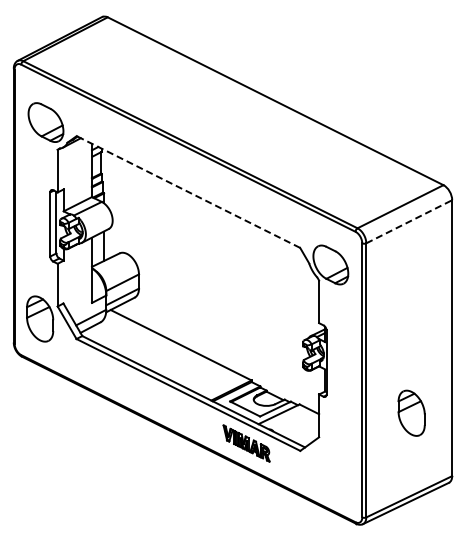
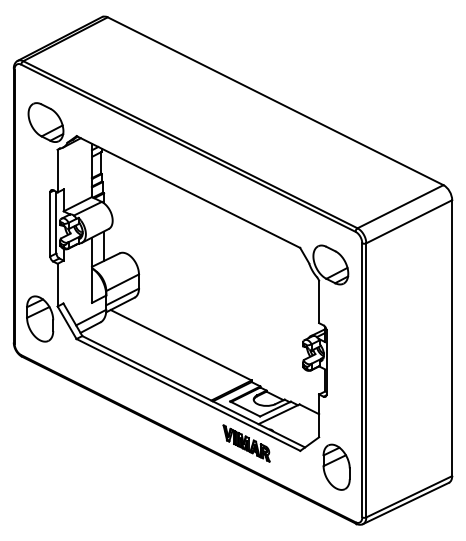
line: dashed -> solid (188, 192)
line: dashed -> solid (409, 221)
part position: (411, 412) -> (336, 466) (336, 466)
